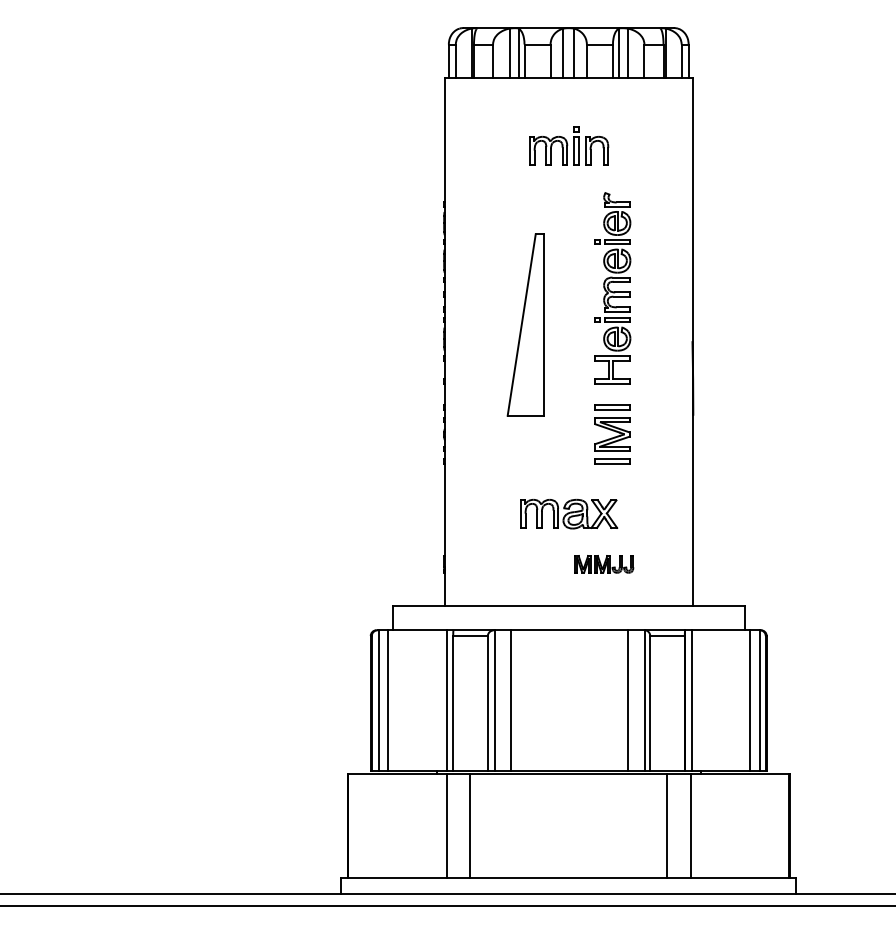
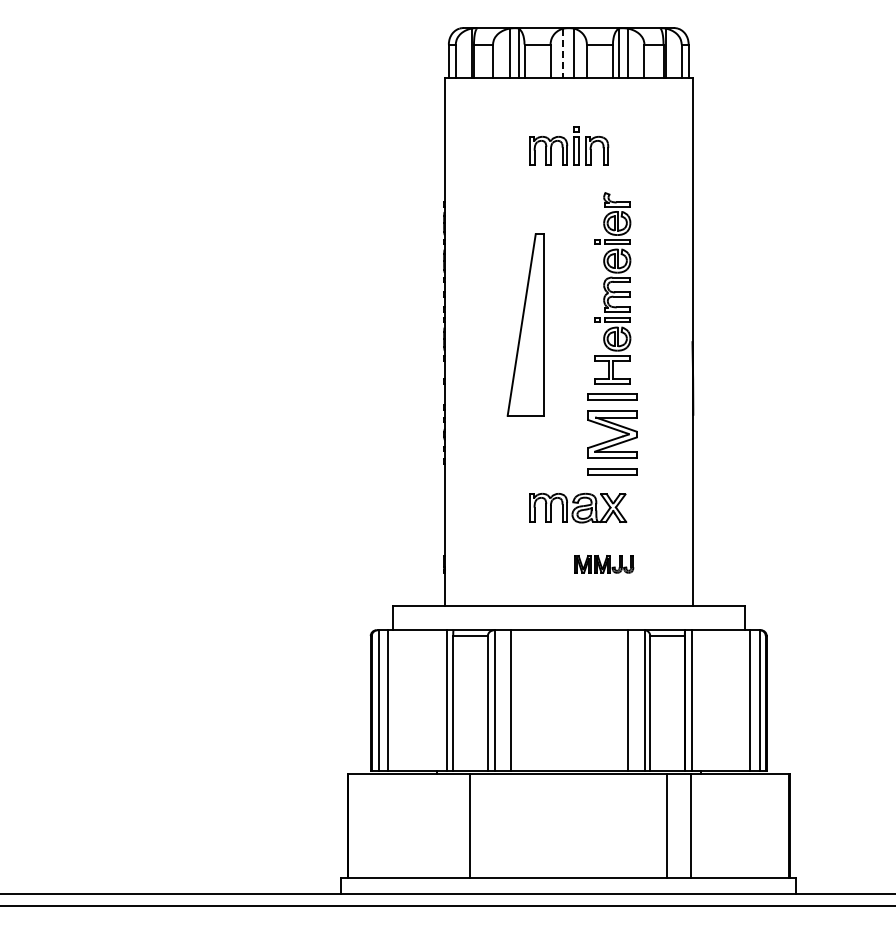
line: solid -> dashed (563, 53)
part size: 37x61 px -> 51x83 px (612, 434)
part position: (569, 514) -> (578, 508) (578, 508)
line: present -> none (446, 825)
